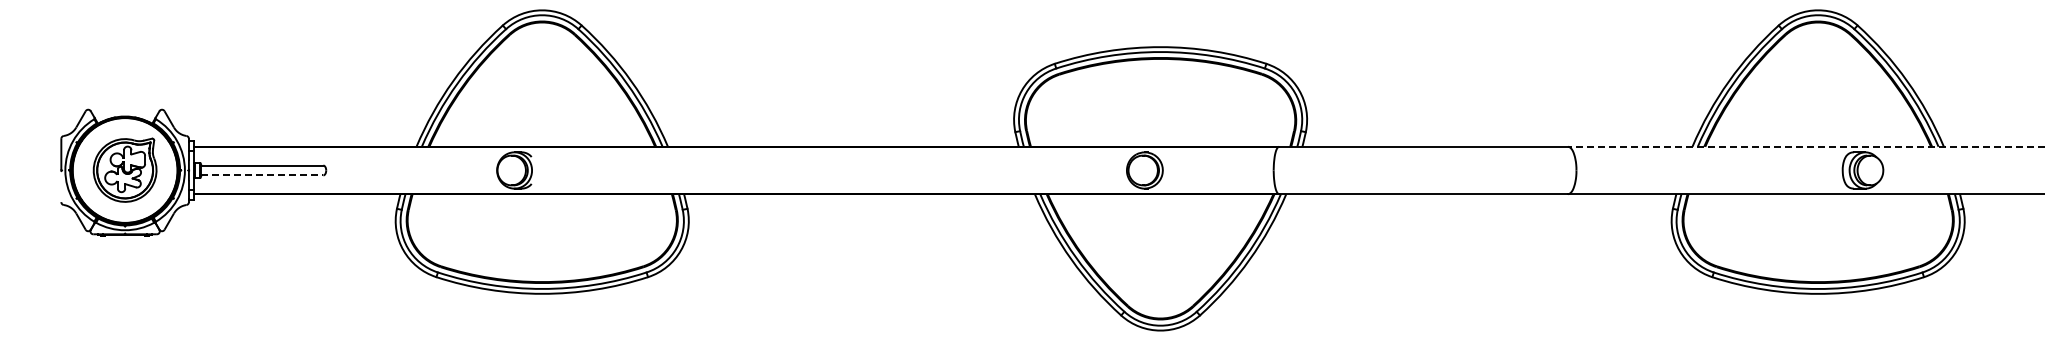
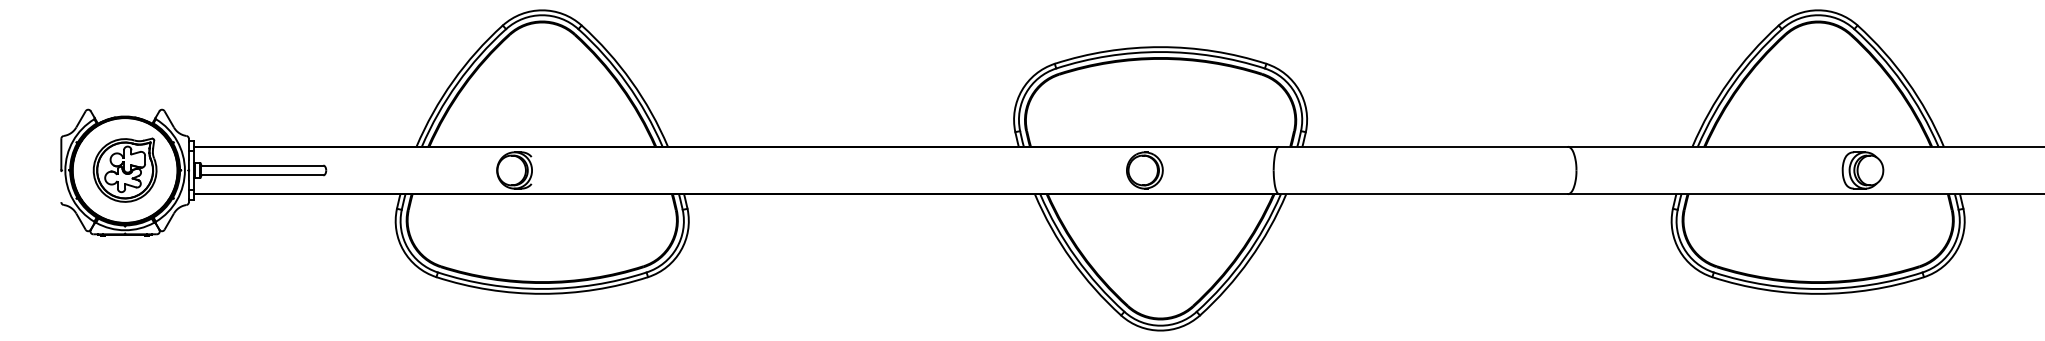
line: dashed -> solid (1805, 146)
line: dashed -> solid (261, 175)
